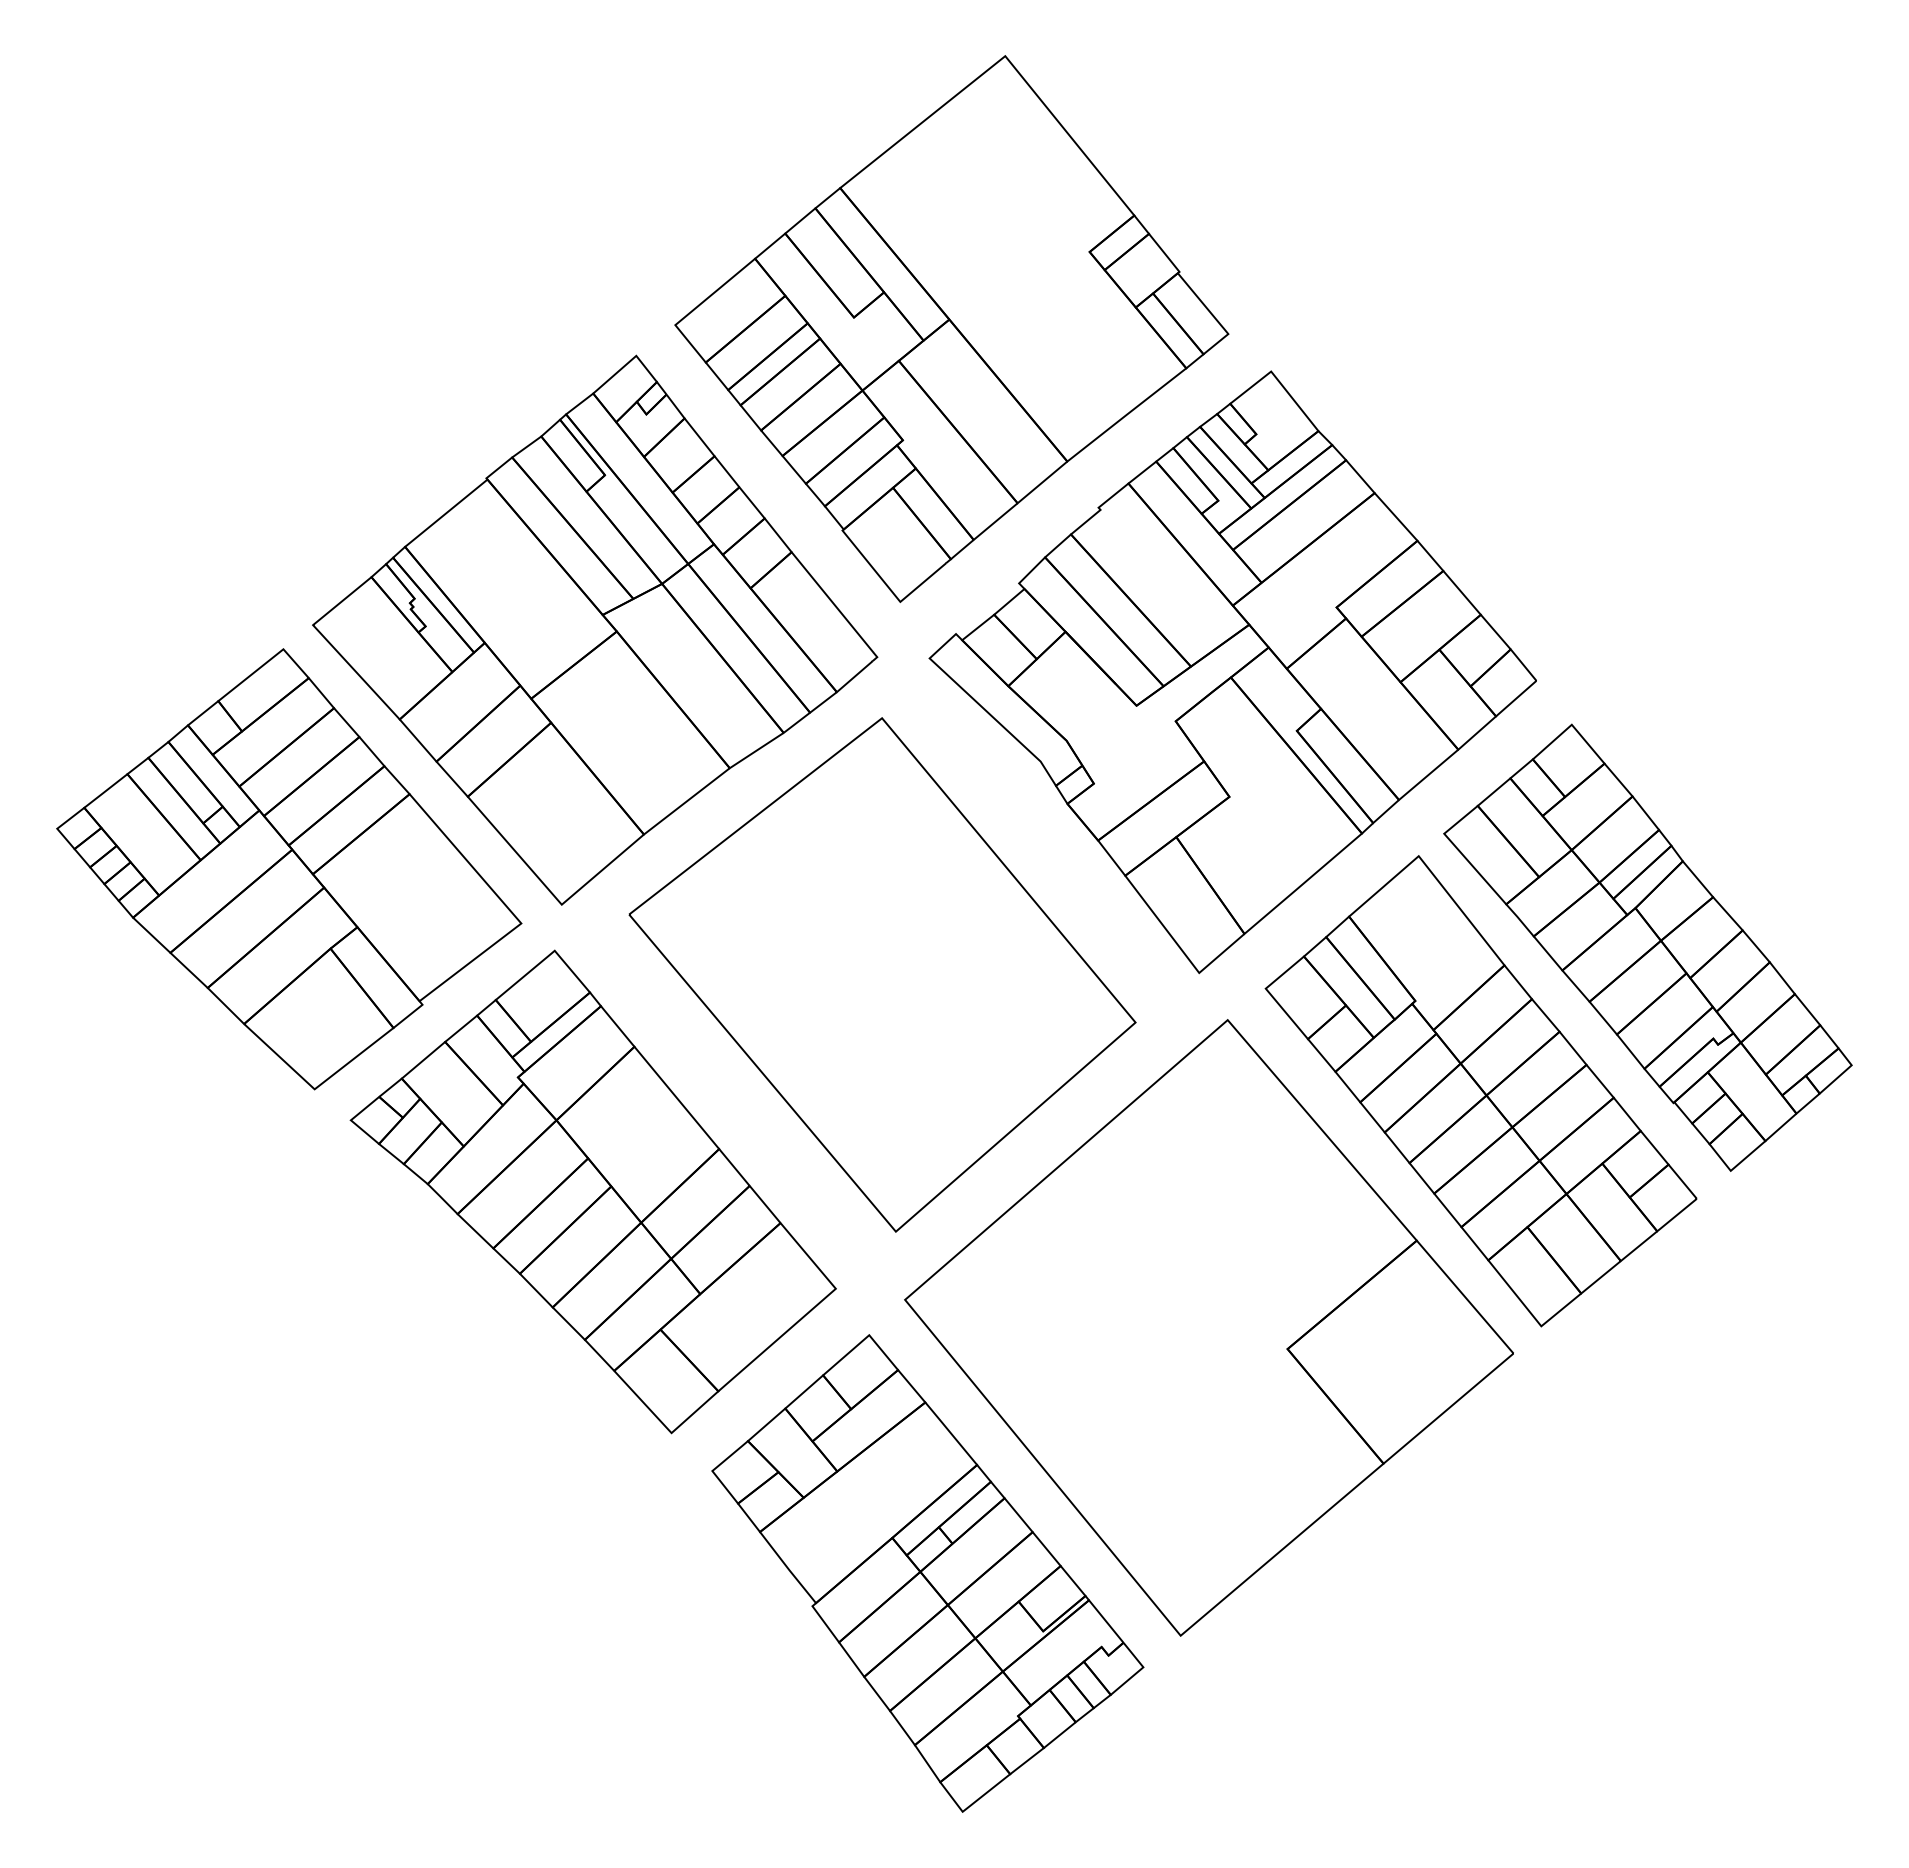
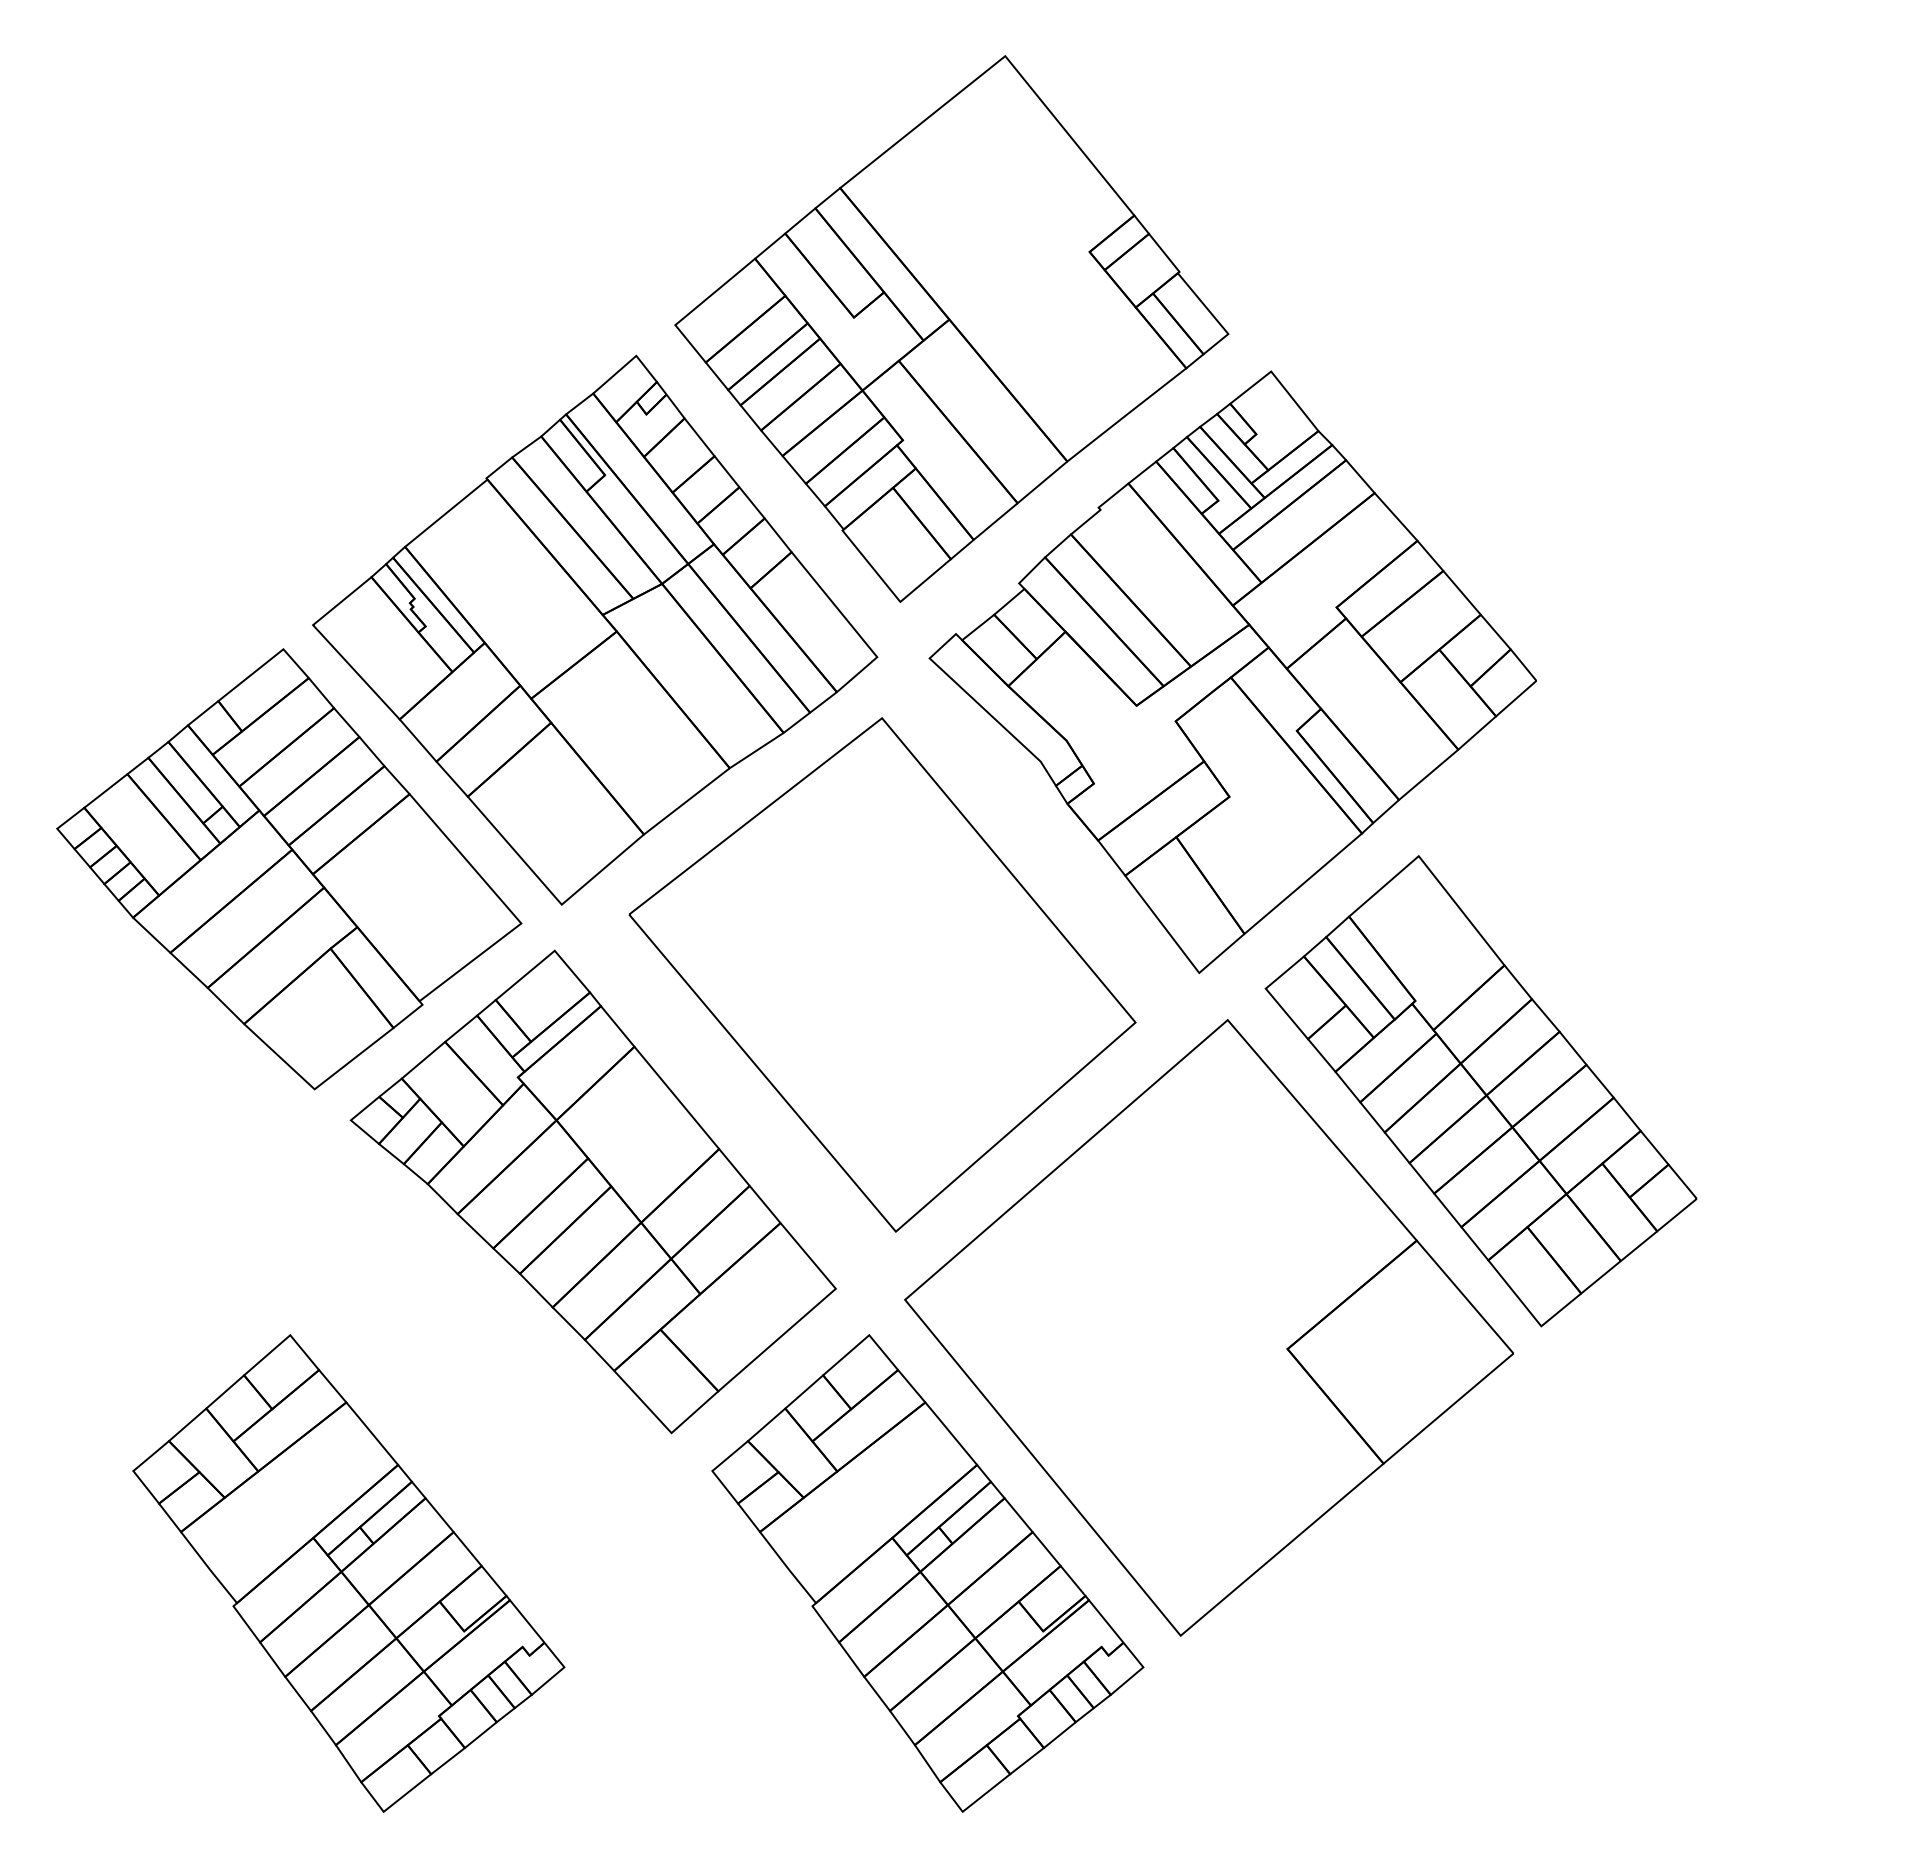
part: present -> none (1647, 947)
part: none -> present (348, 1573)
